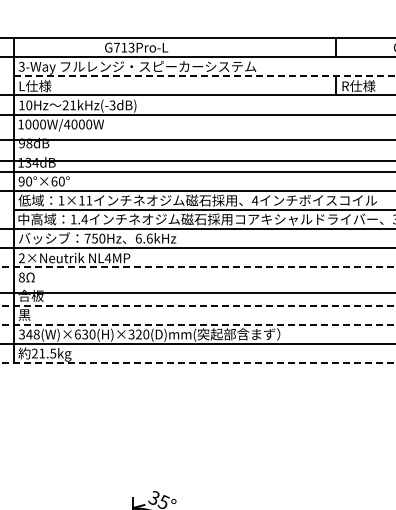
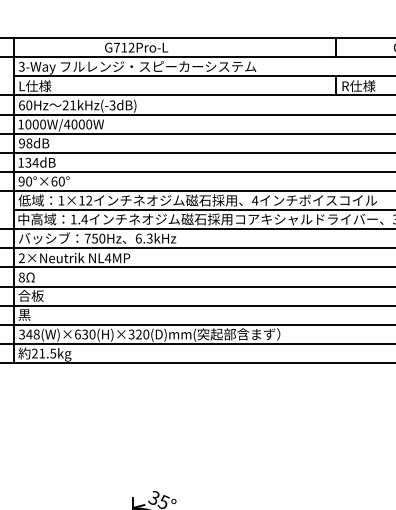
text: G713Pro-L -> G712Pro-L (131, 47)
line: dashed -> solid (204, 76)
text: 10Hz -> 60Hz (21, 105)
line position: (197, 139) -> (197, 133) (197, 133)
line position: (197, 160) -> (197, 152) (197, 152)
text: 1×11 -> 1×12 (89, 200)
text: 6.6kHz -> 6.3kHz (149, 238)
line: dashed -> solid (198, 267)
line position: (197, 292) -> (197, 286) (197, 286)
line: dashed -> solid (198, 305)
line: dashed -> solid (198, 324)
line: dashed -> solid (198, 363)
